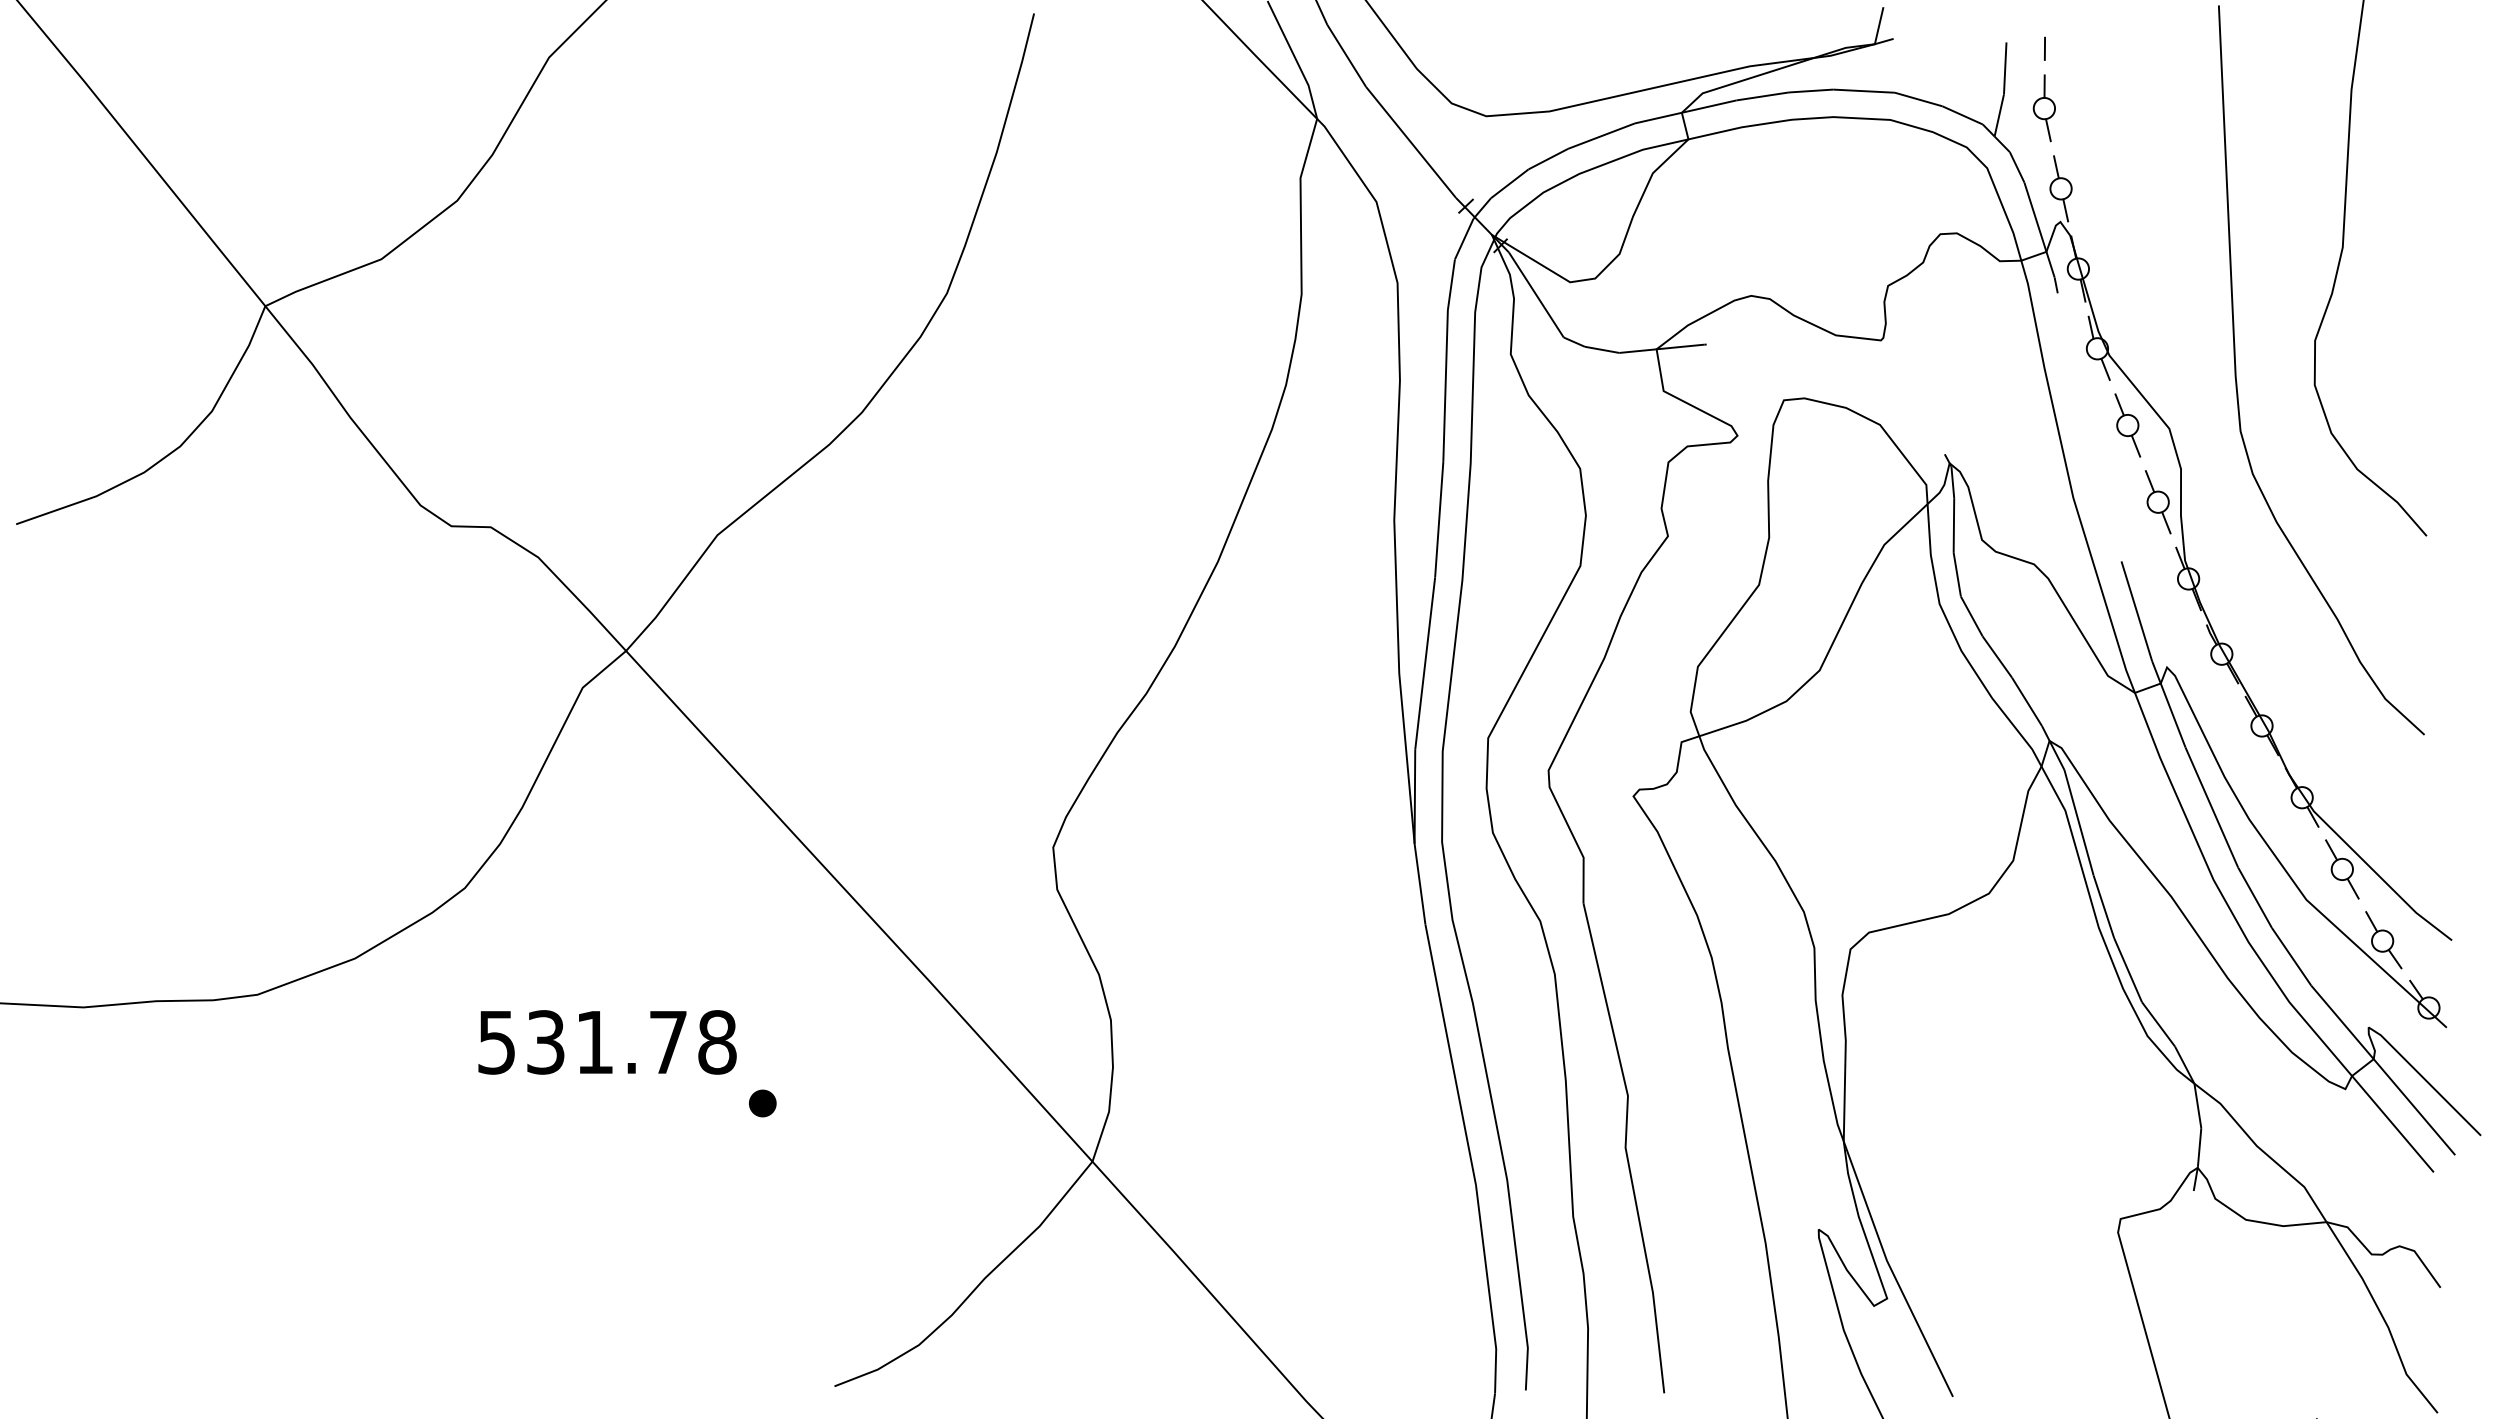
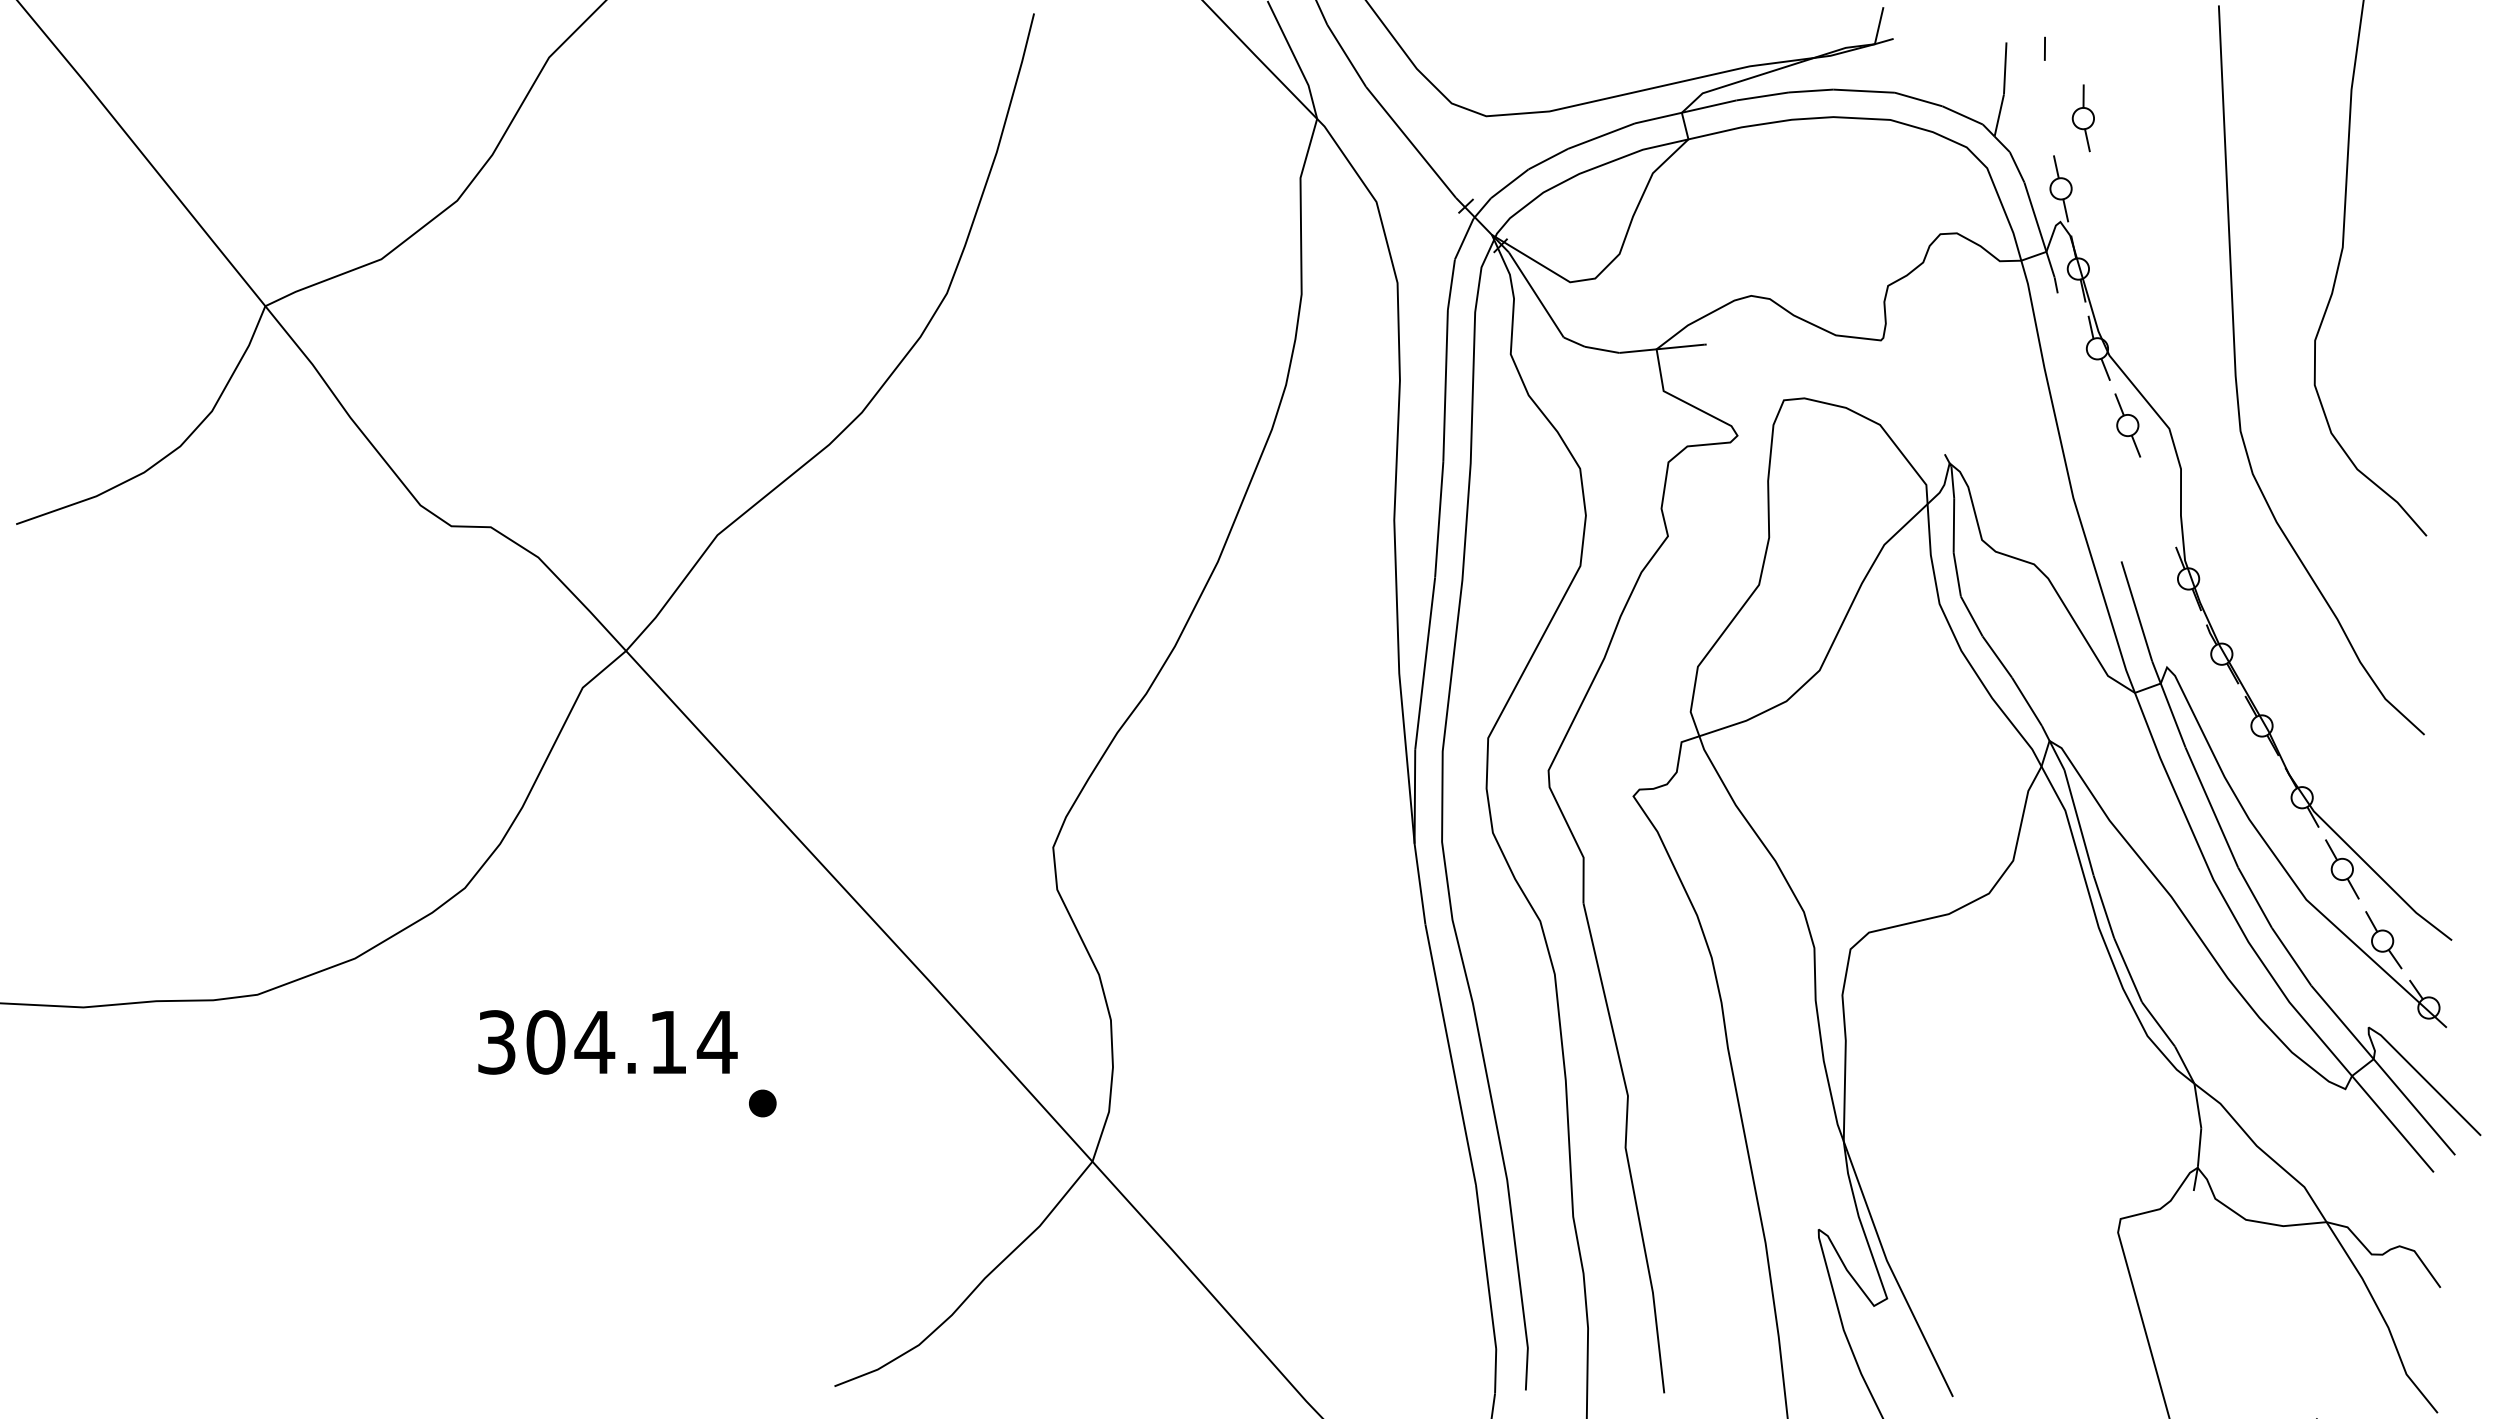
part position: (2043, 108) -> (2082, 118) (2082, 118)
part: present -> none (2157, 502)
text: 531.78 -> 304.14 (607, 1042)
